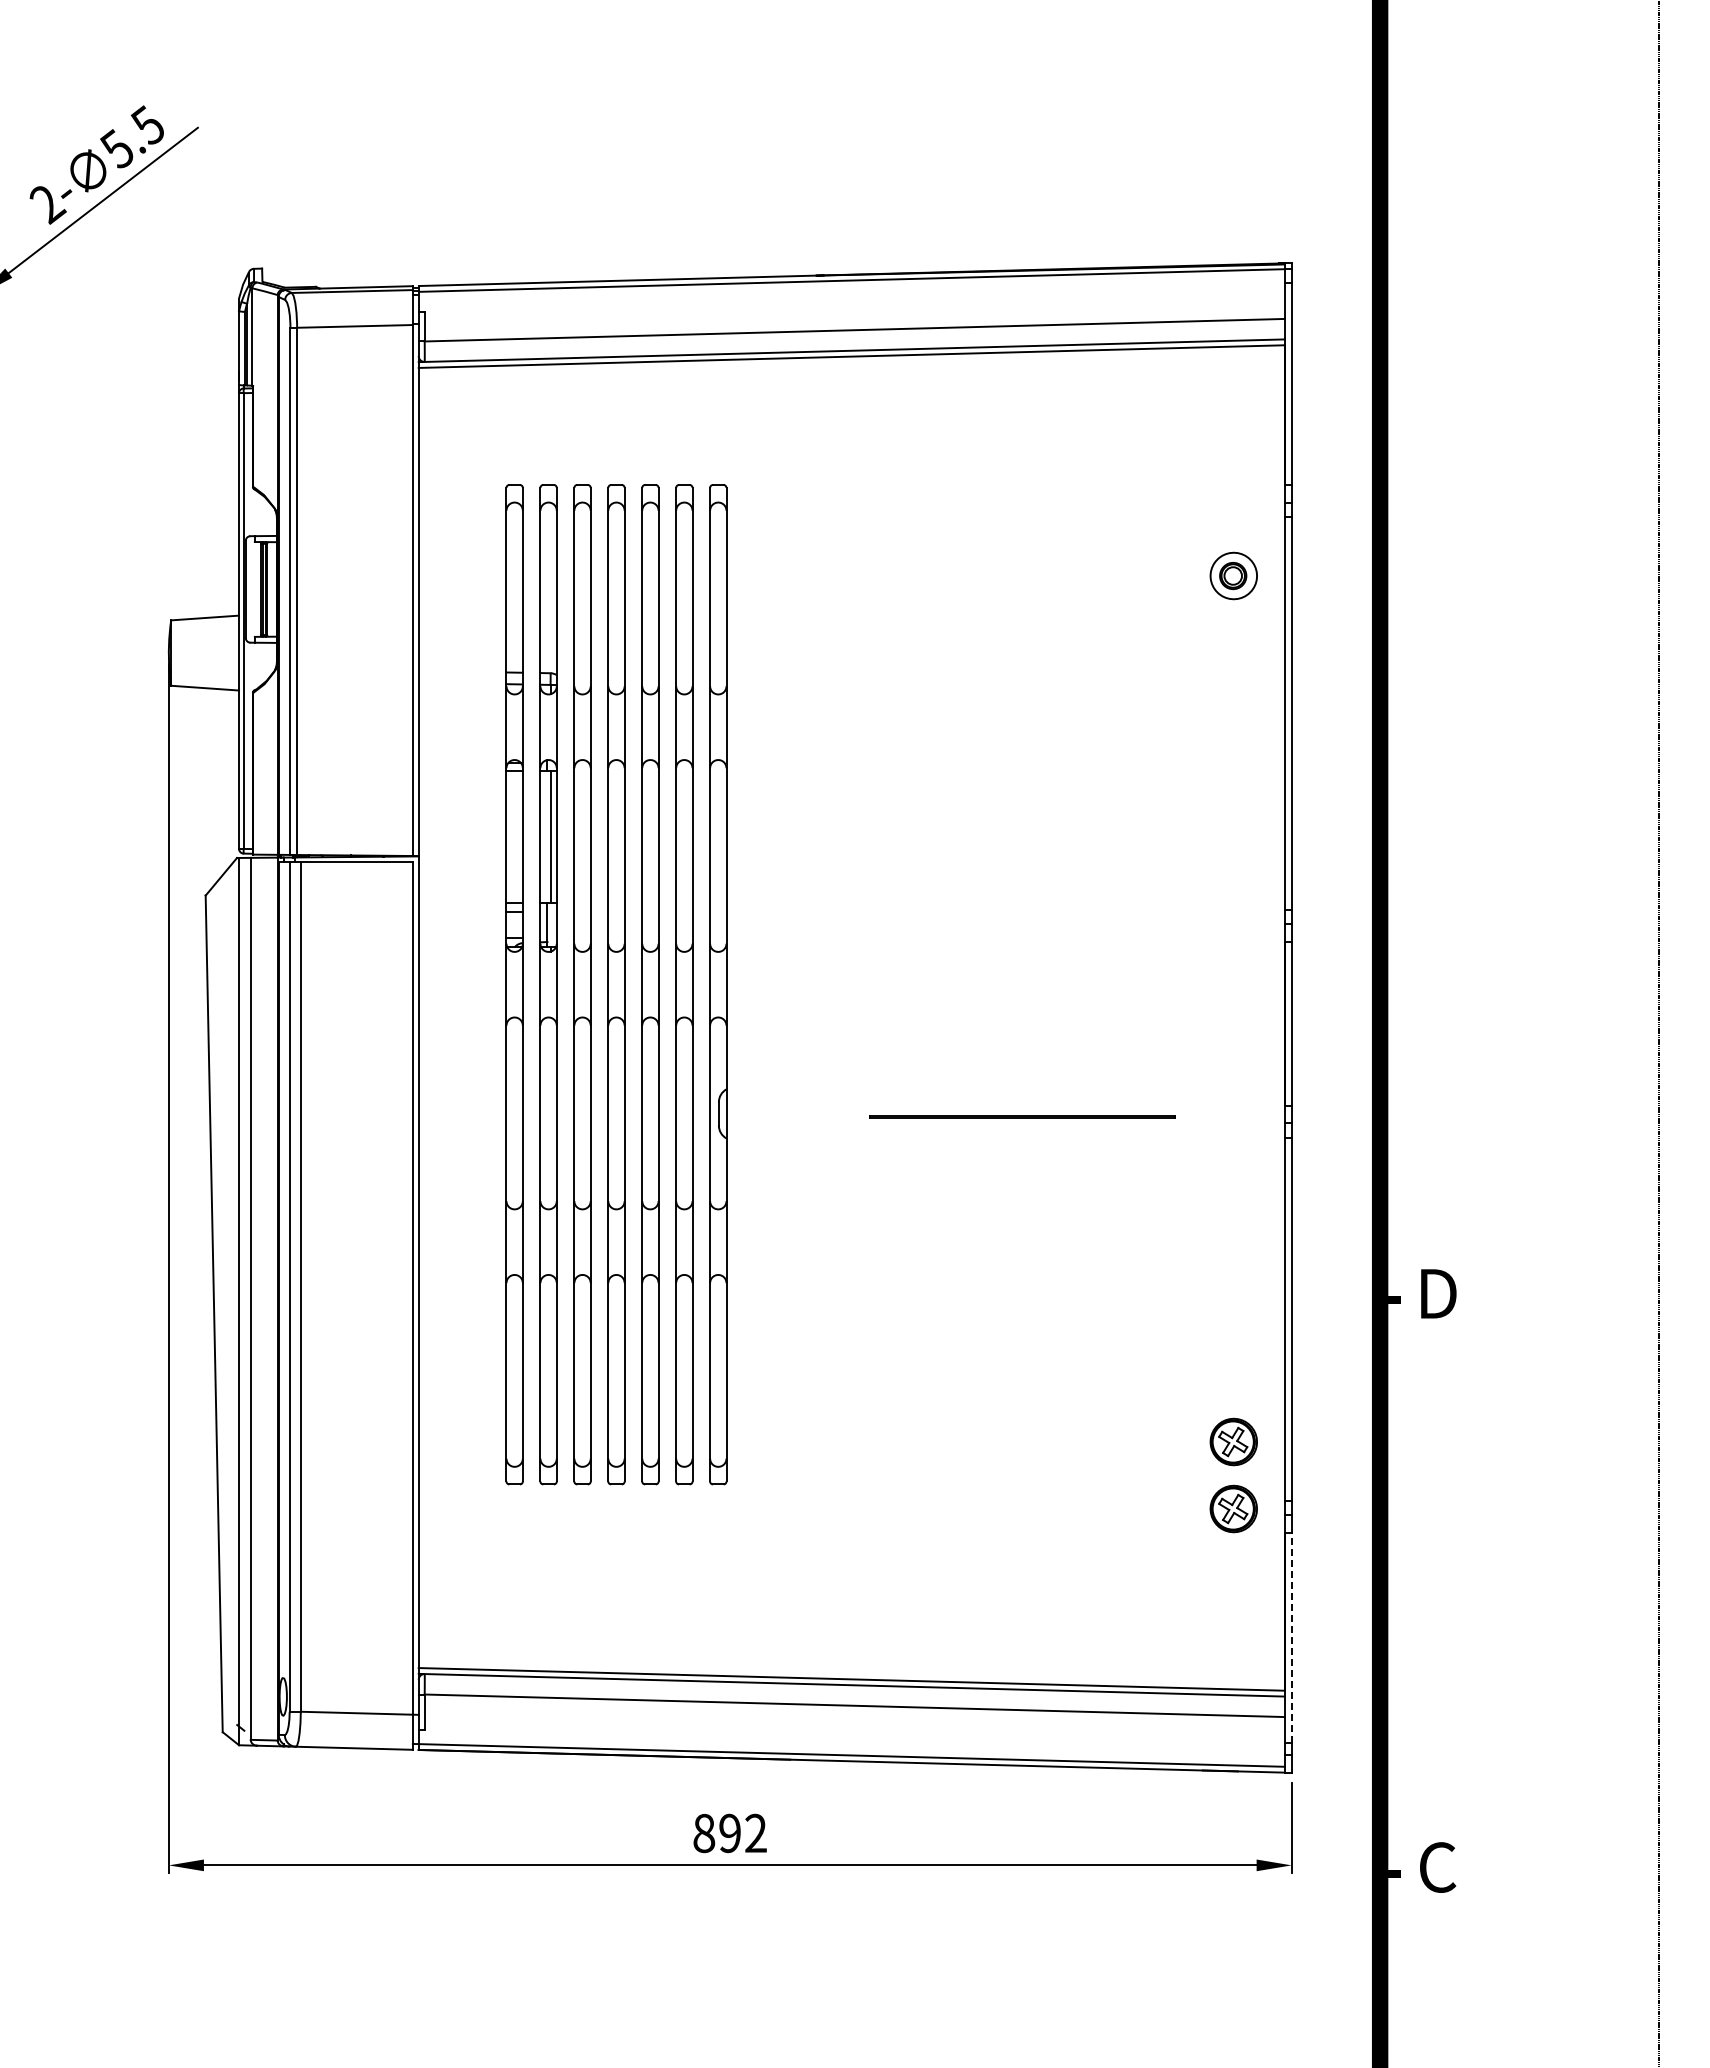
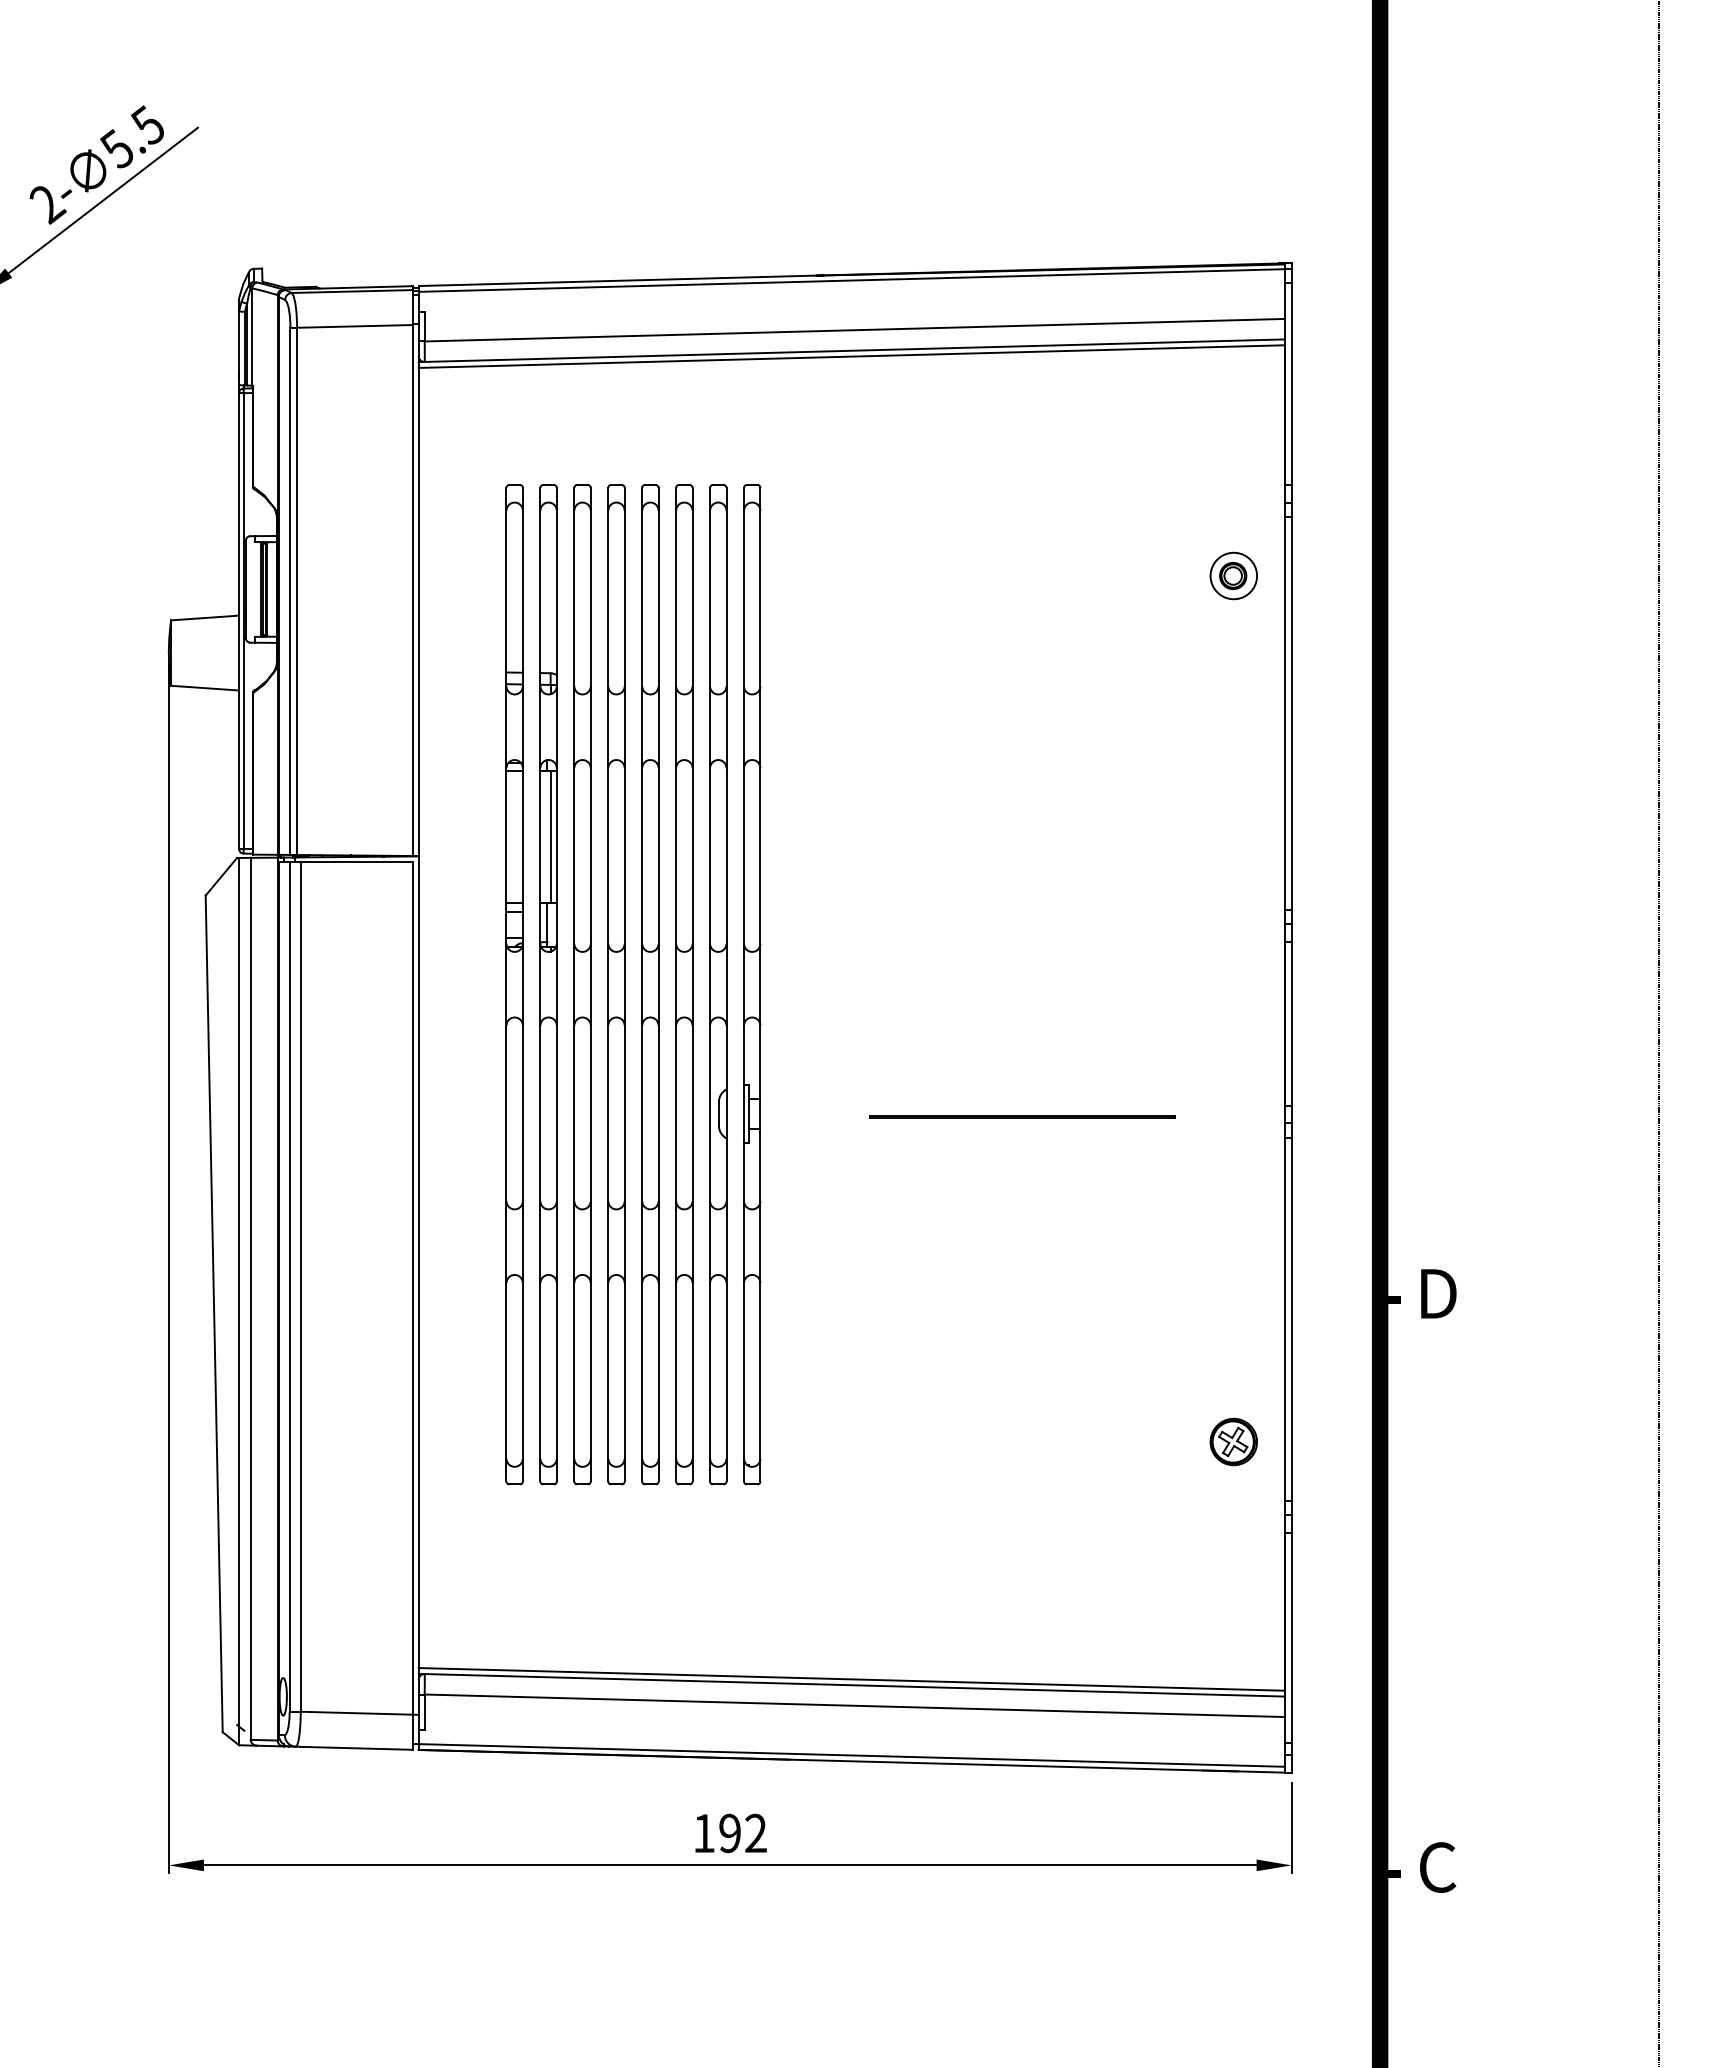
part: none -> present (752, 984)
part: present -> none (1233, 1508)
line: dashed -> solid (1291, 1637)
text: 892 -> 192 (704, 1833)
